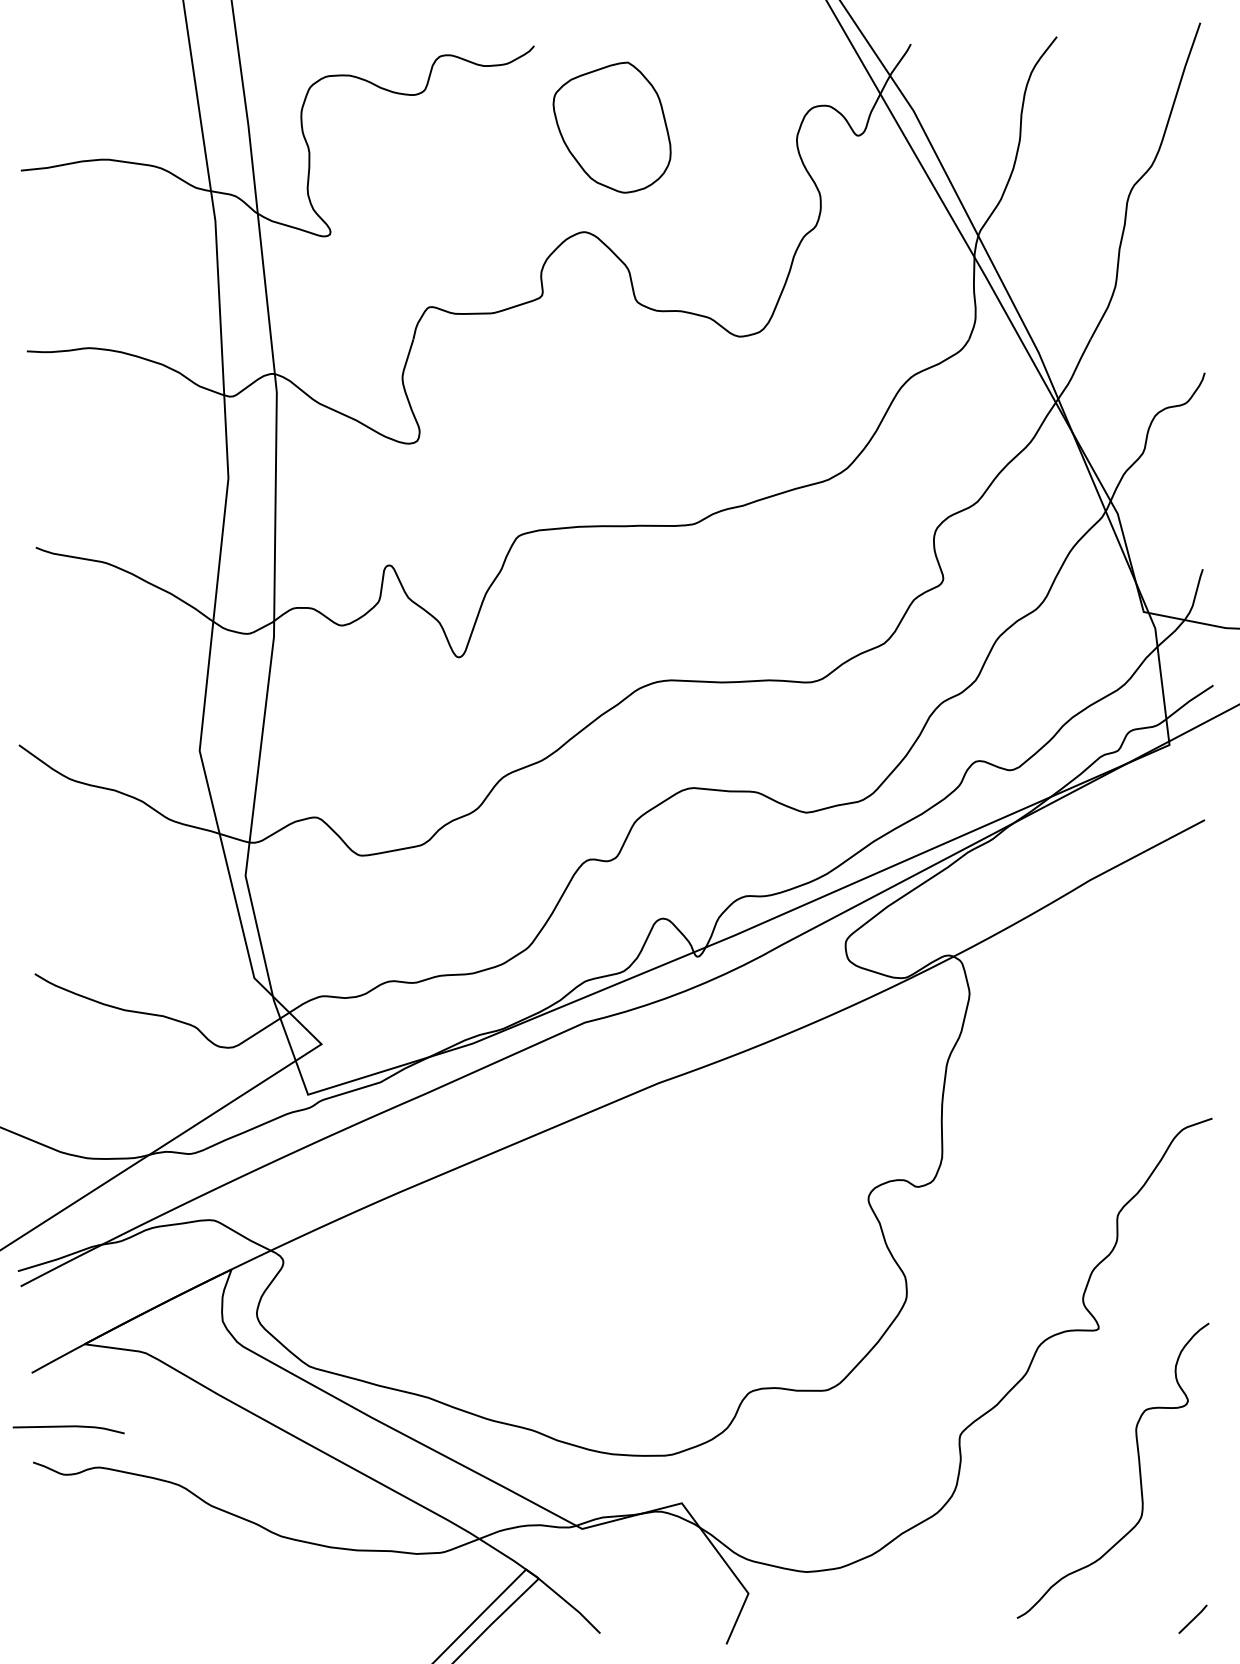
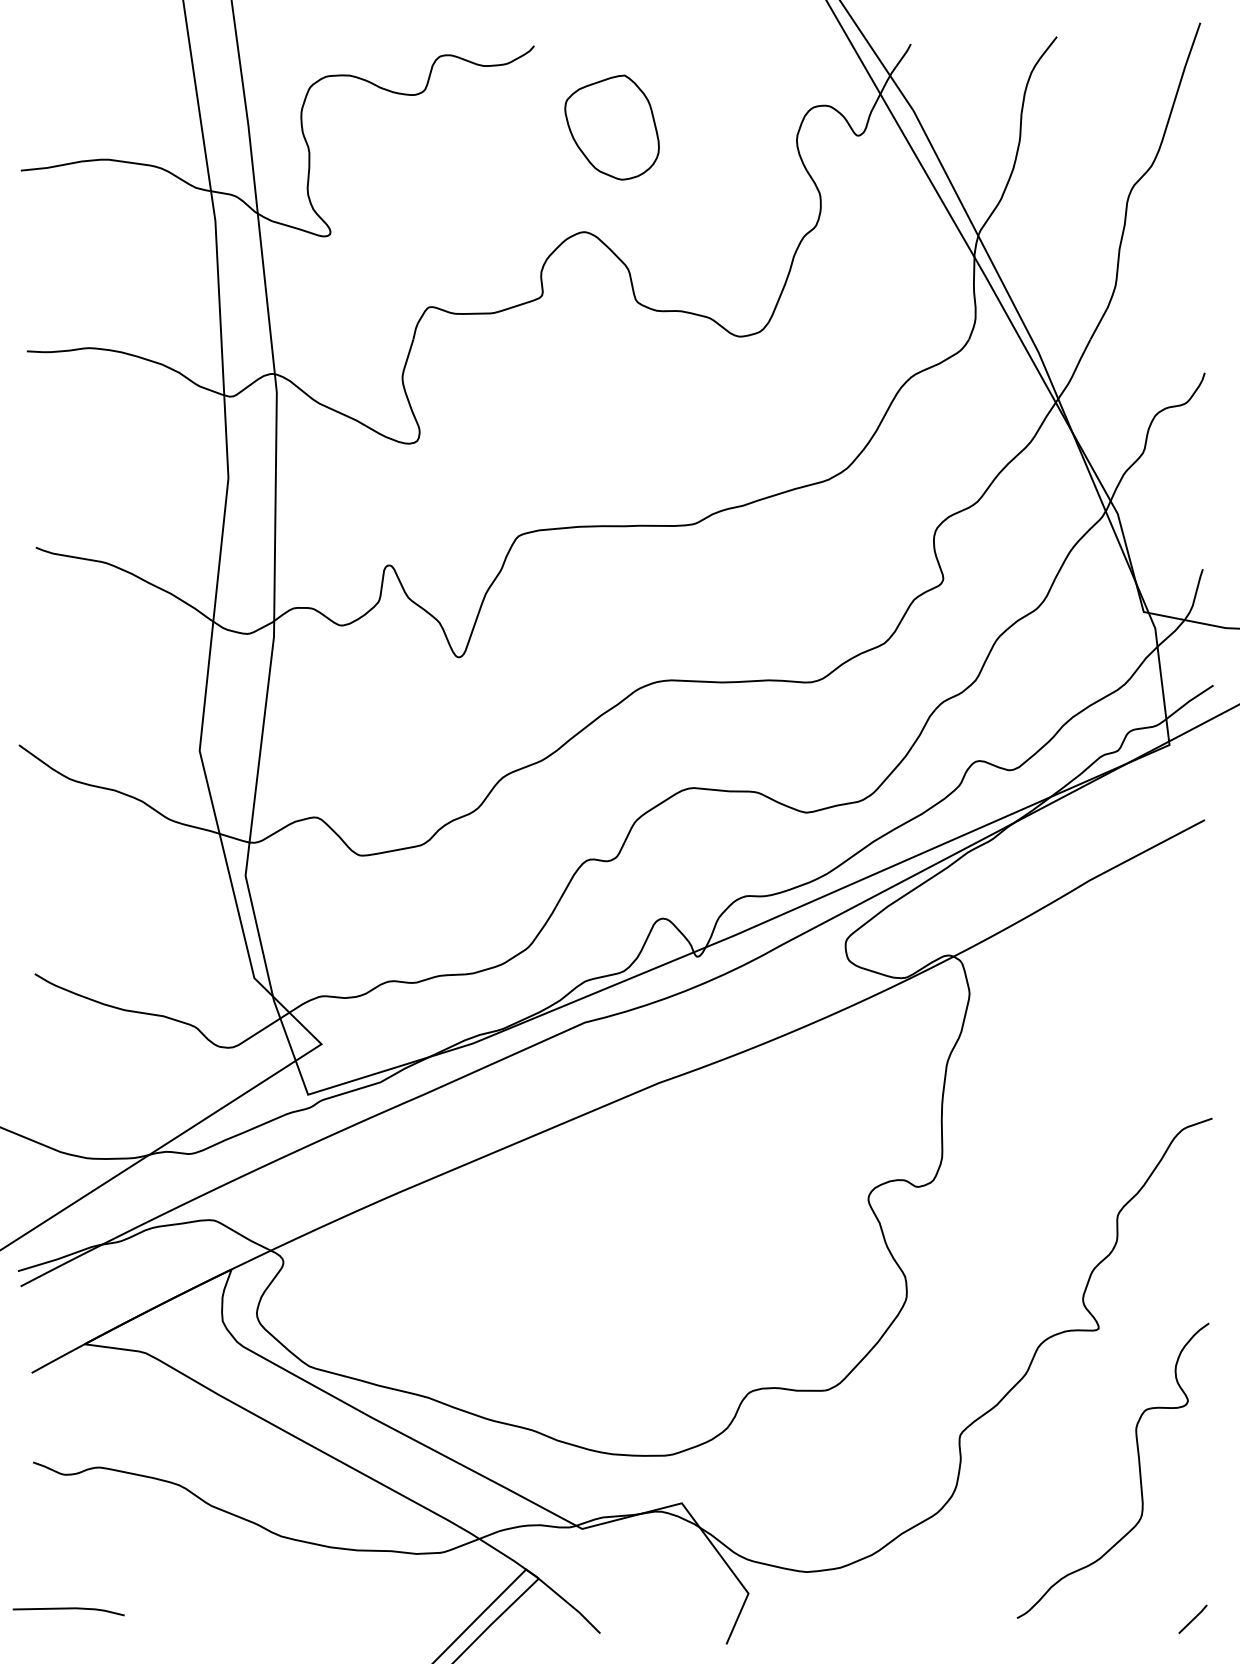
part size: 120x133 px -> 96x107 px (611, 127)
line position: (68, 1427) -> (68, 1609) (68, 1609)
